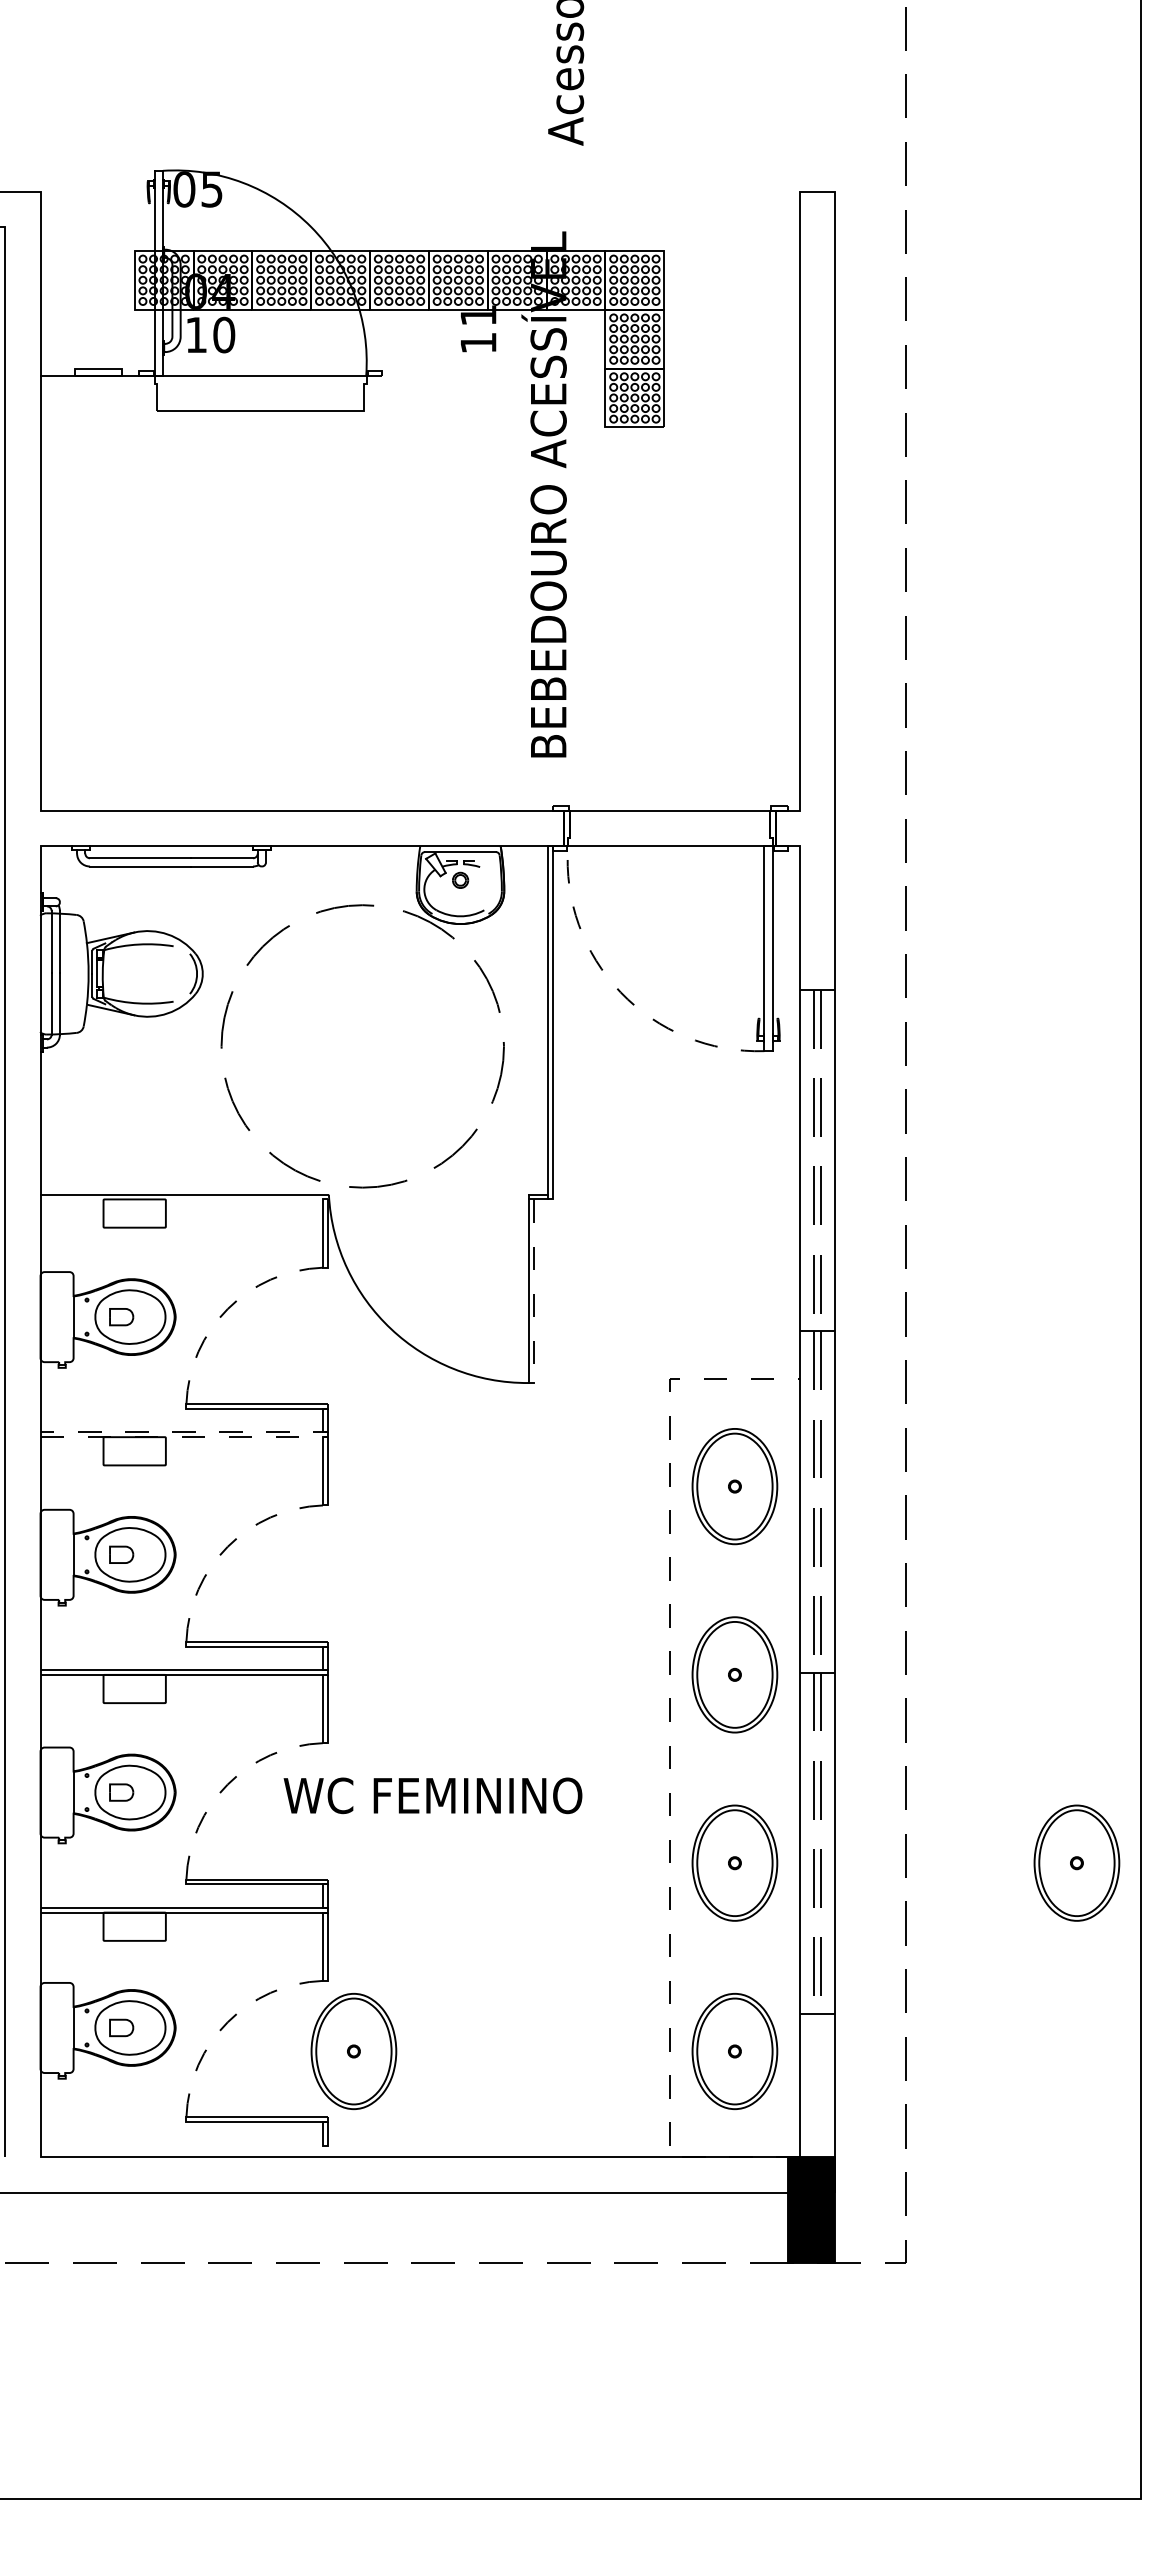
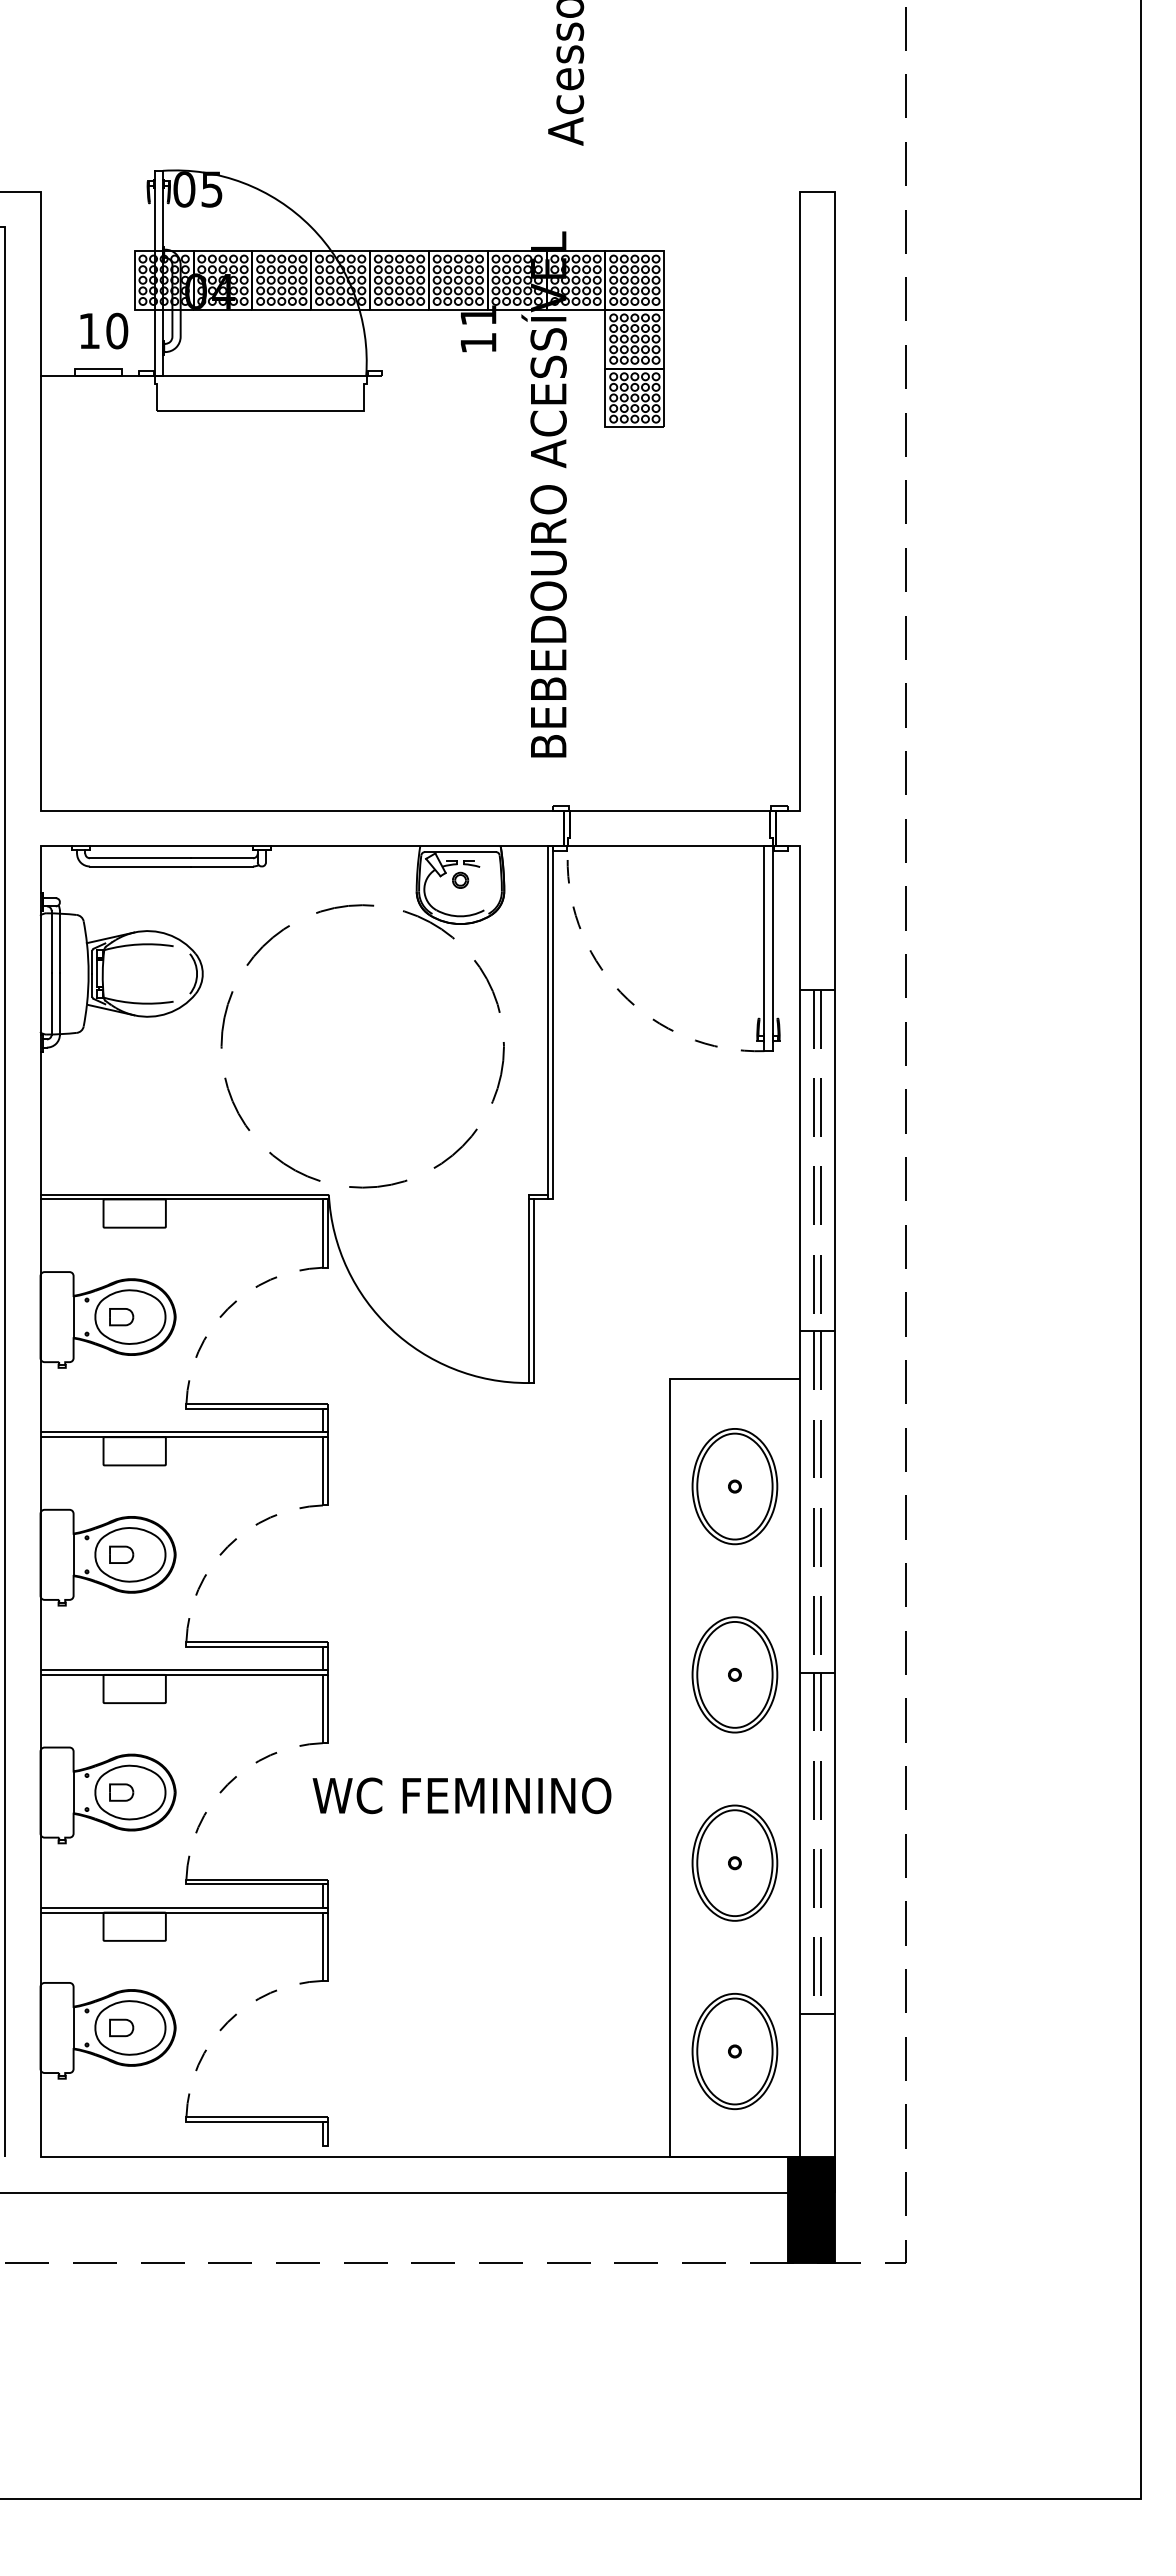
text position: (211, 334) -> (104, 330) (104, 330)
line: none -> present (183, 1199)
line: dashed -> solid (533, 1291)
line: dashed -> solid (327, 1434)
line: dashed -> solid (670, 1767)
text position: (432, 1795) -> (461, 1795) (461, 1795)
part: present -> none (1076, 1862)
part: present -> none (353, 2051)
